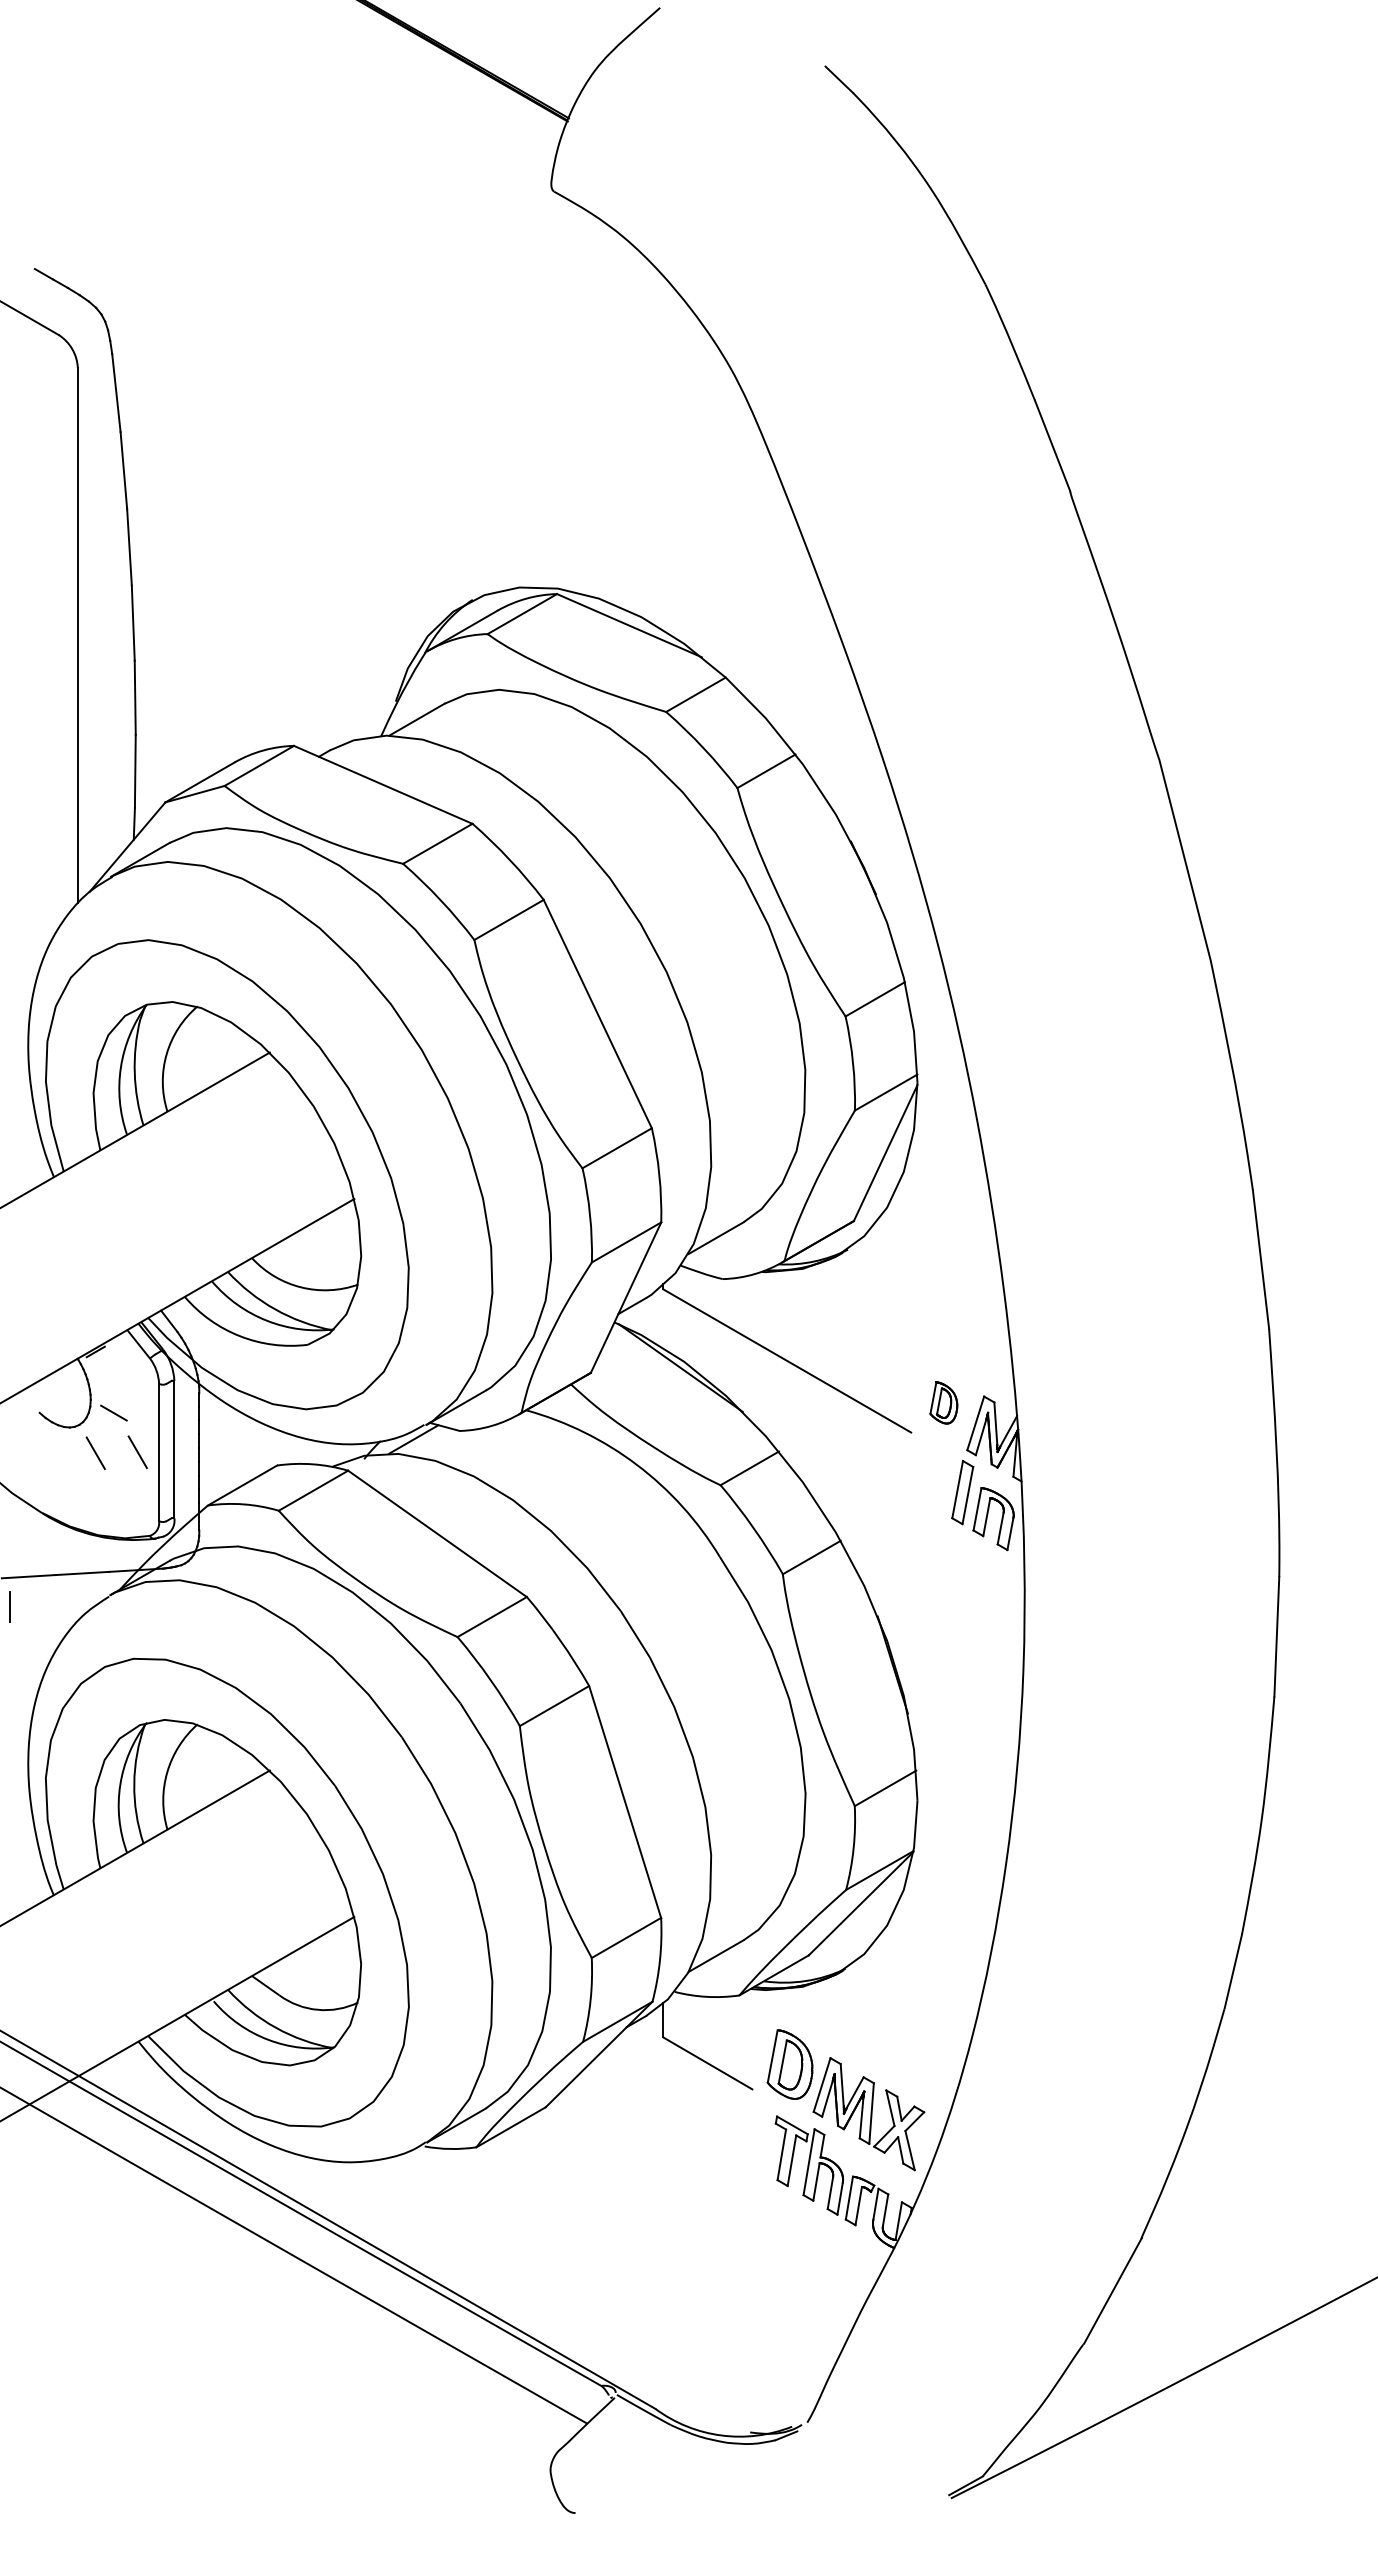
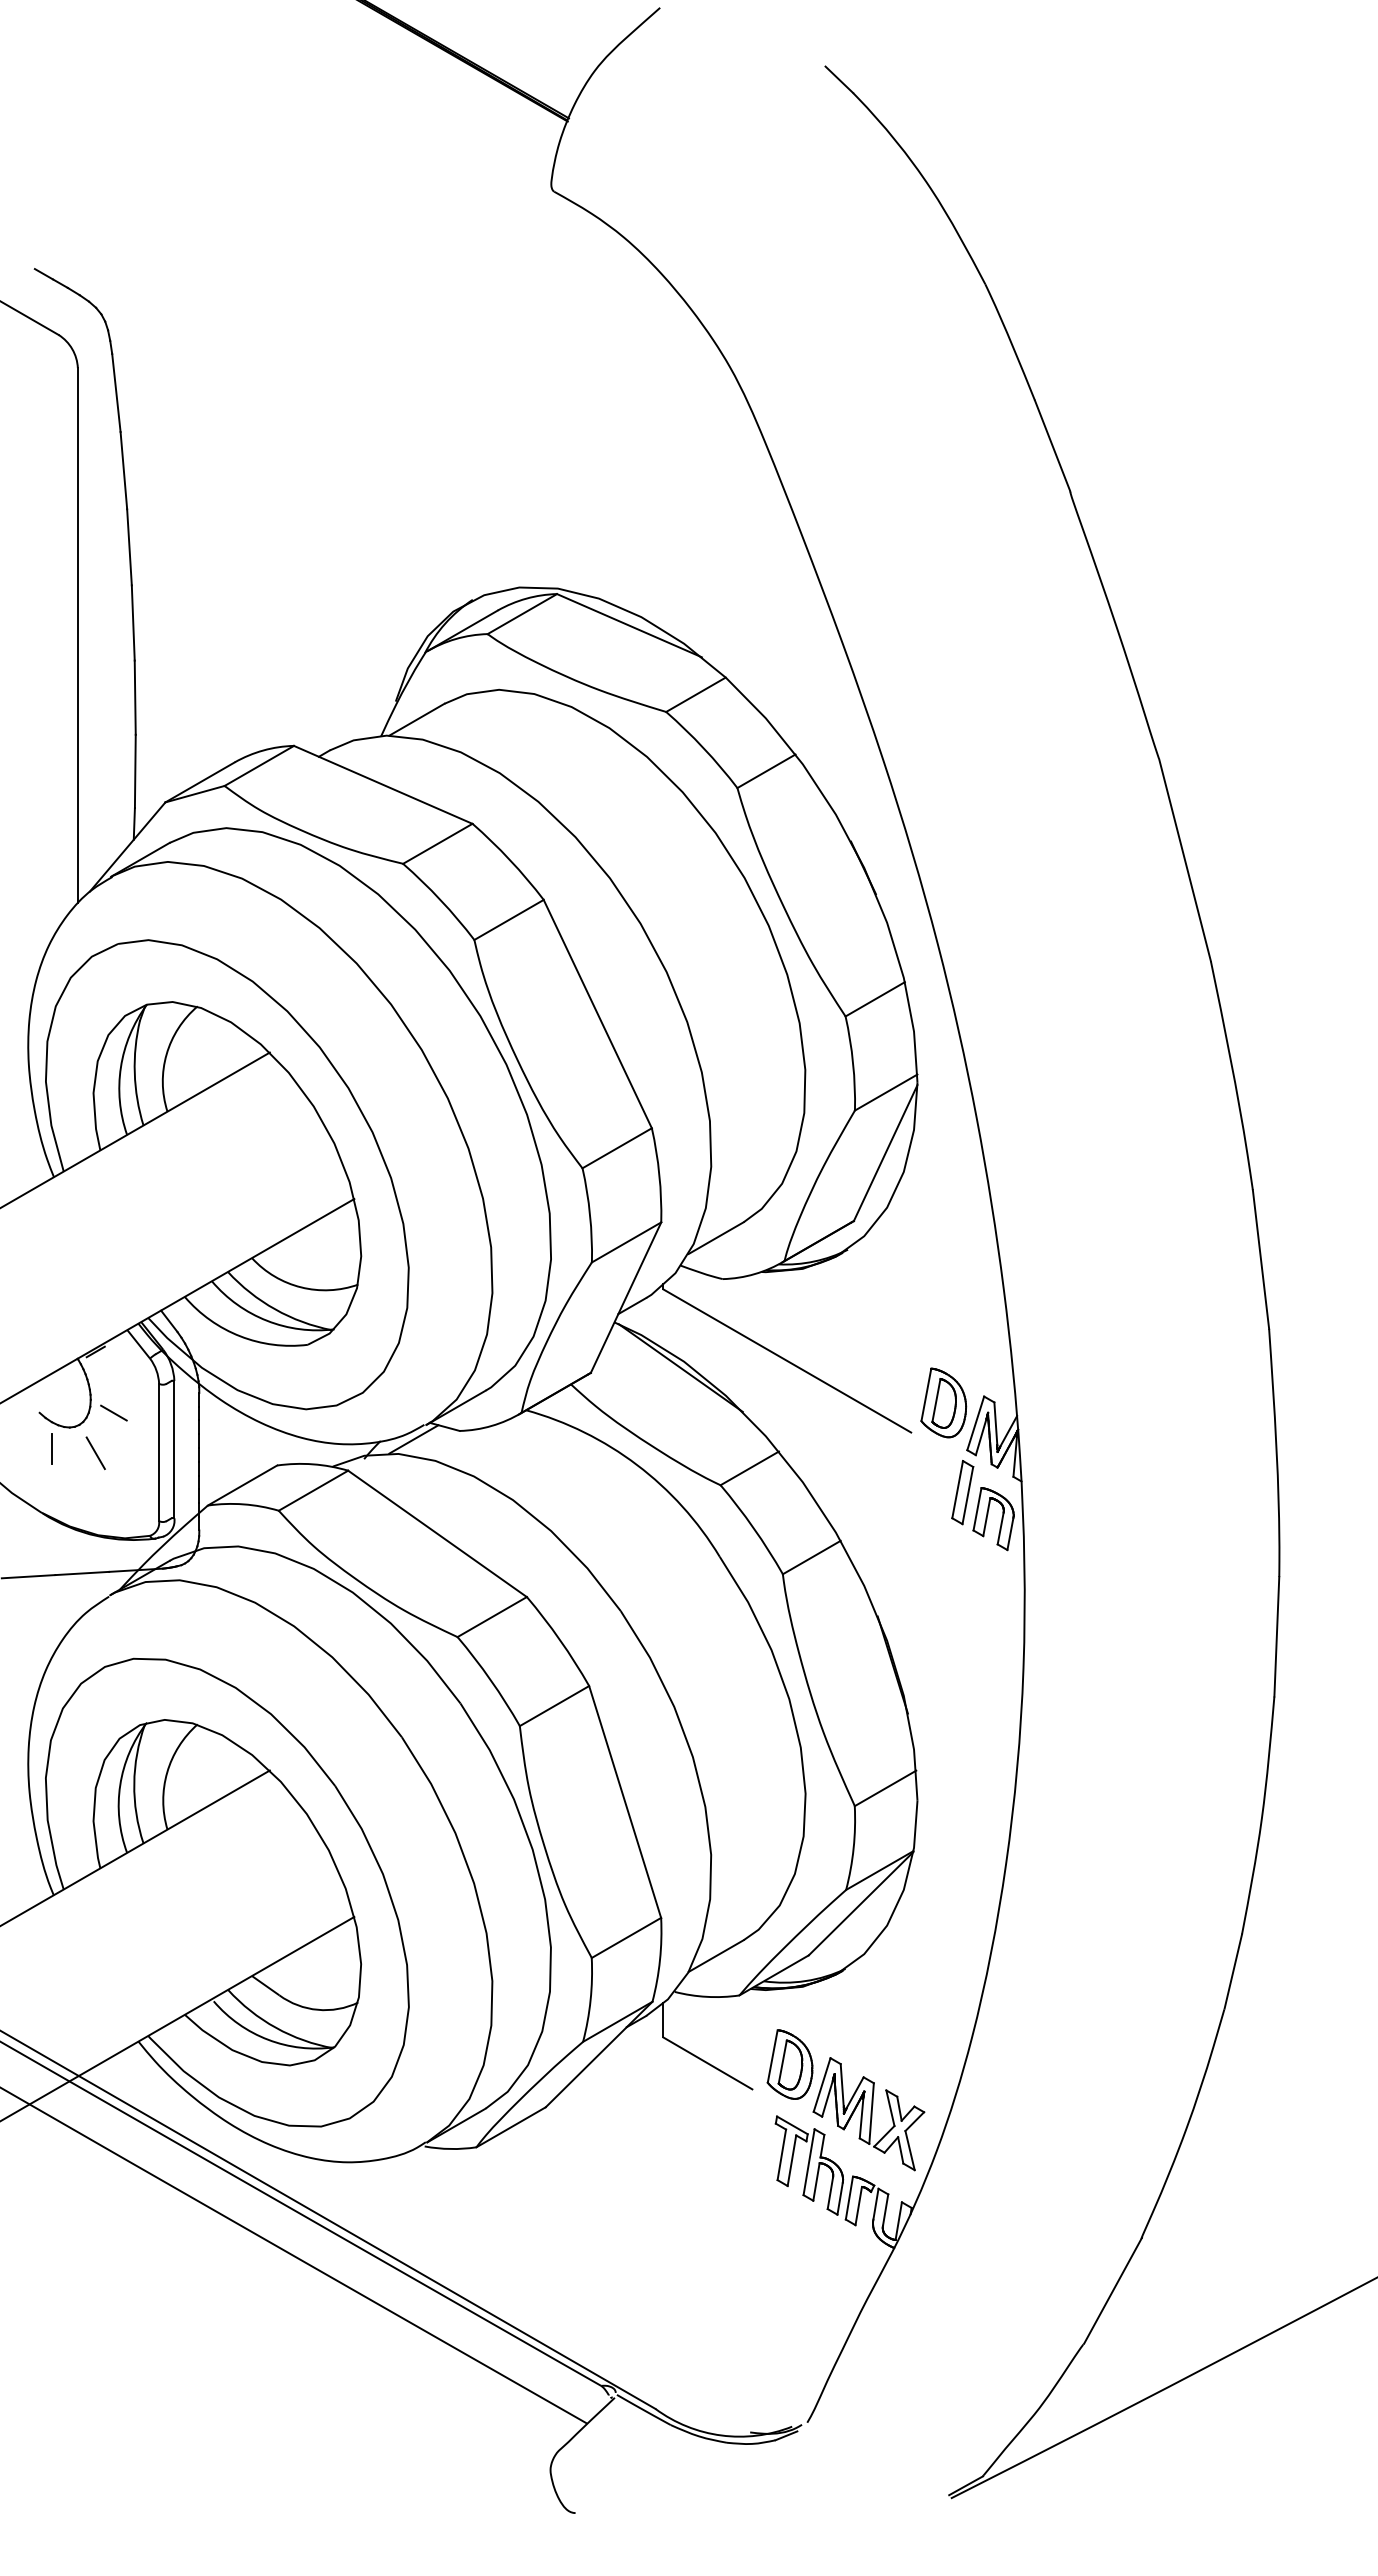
part size: 30x44 px -> 48x72 px (943, 1402)
line: present -> none (137, 1452)
line position: (9, 1606) -> (51, 1448) (51, 1448)
